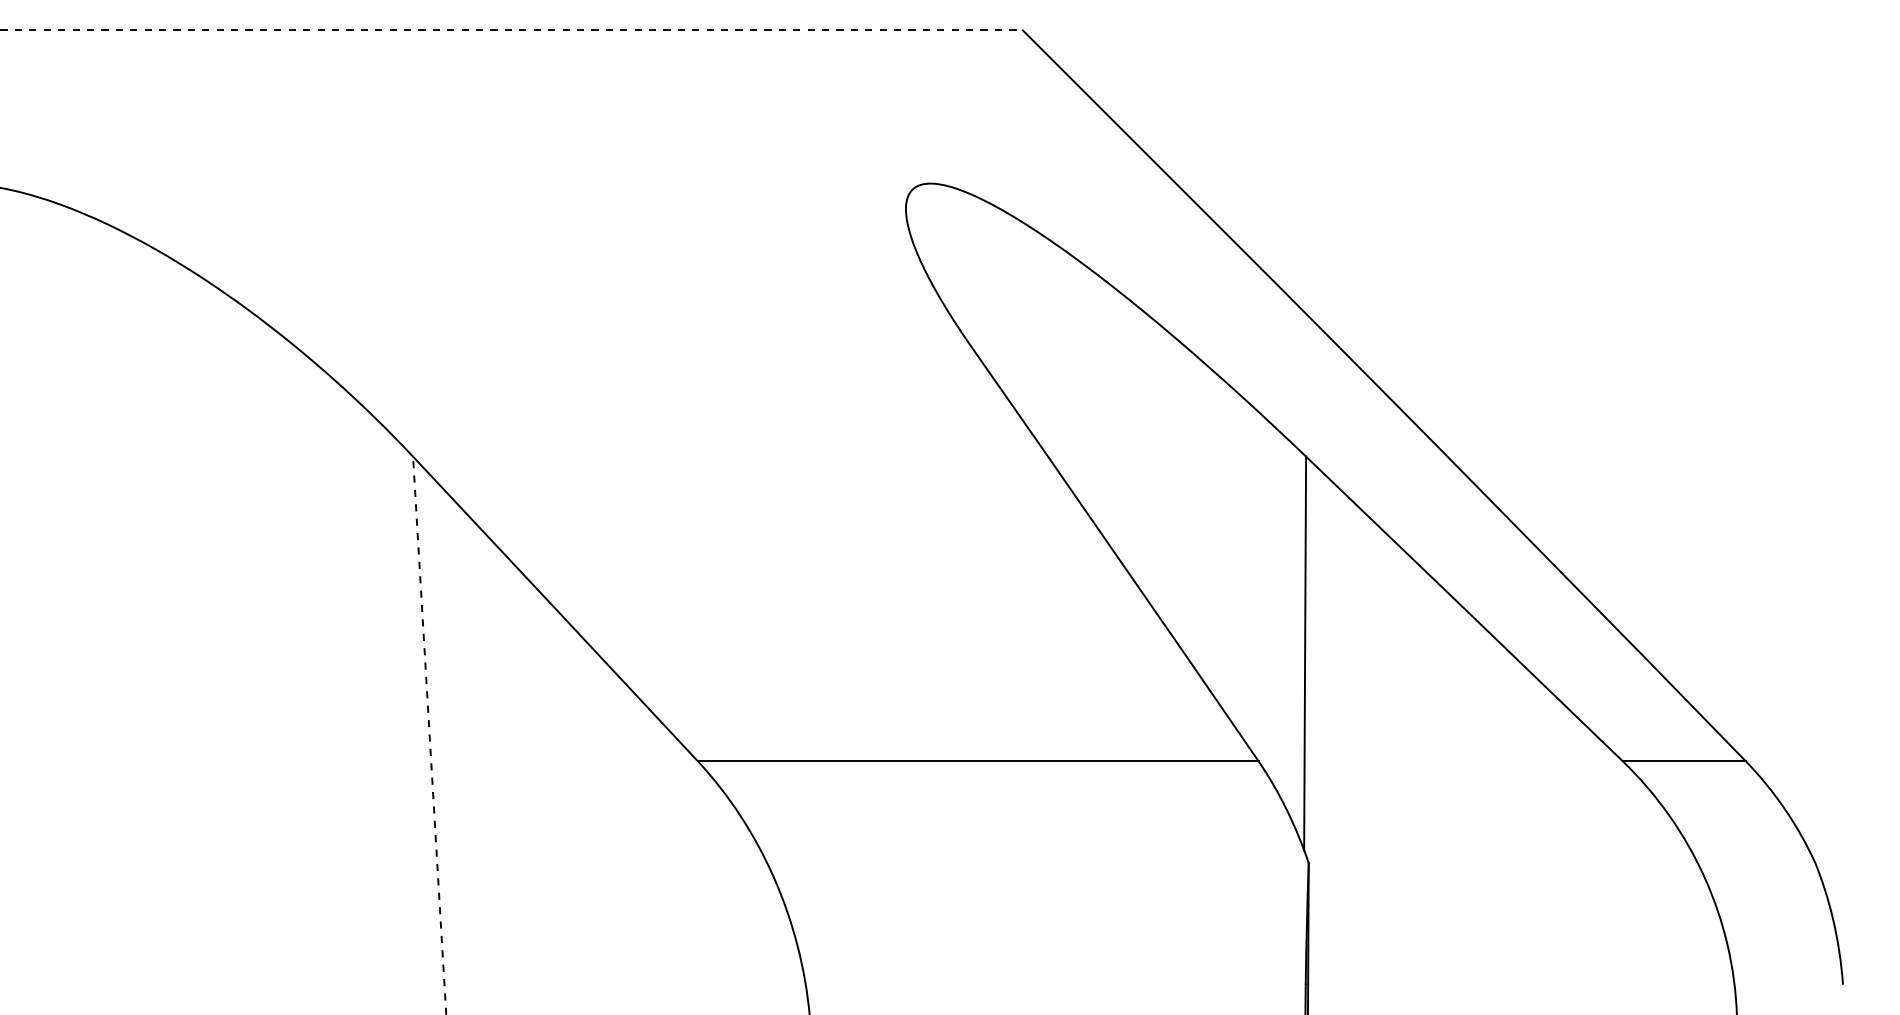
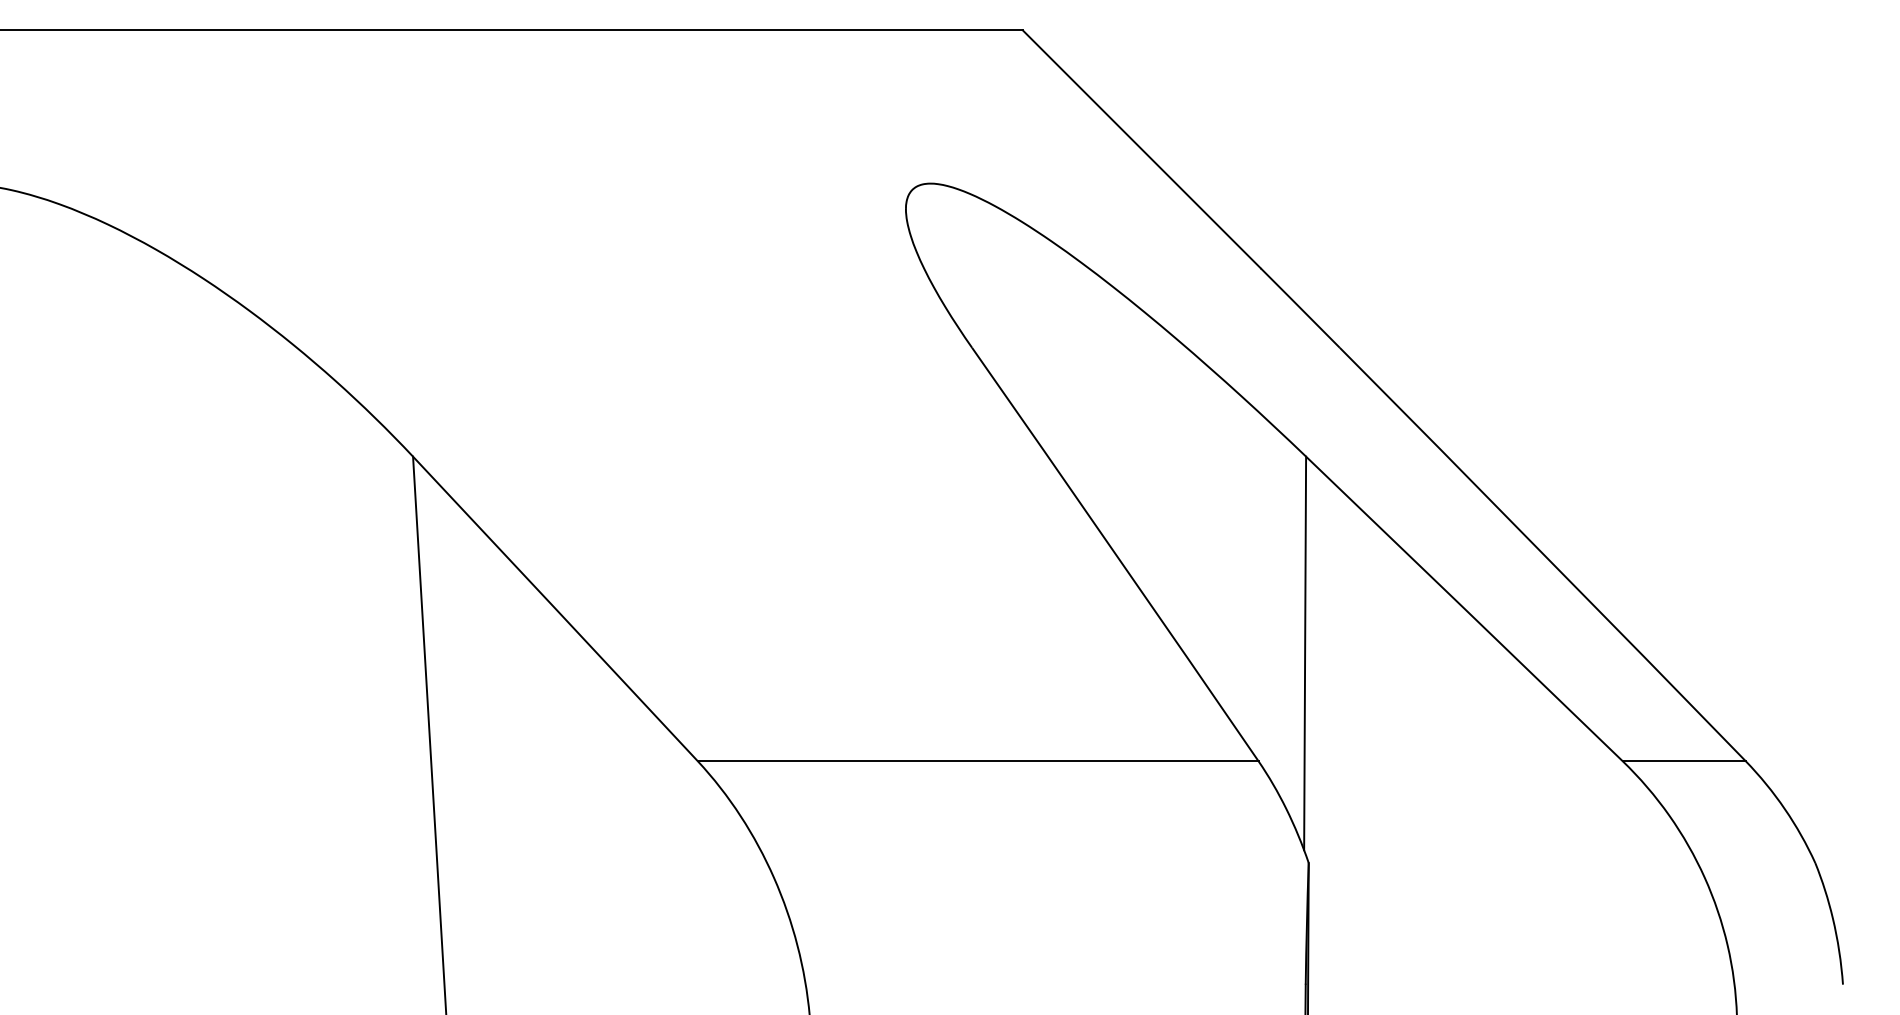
line: dashed -> solid (511, 30)
line: dashed -> solid (429, 735)
